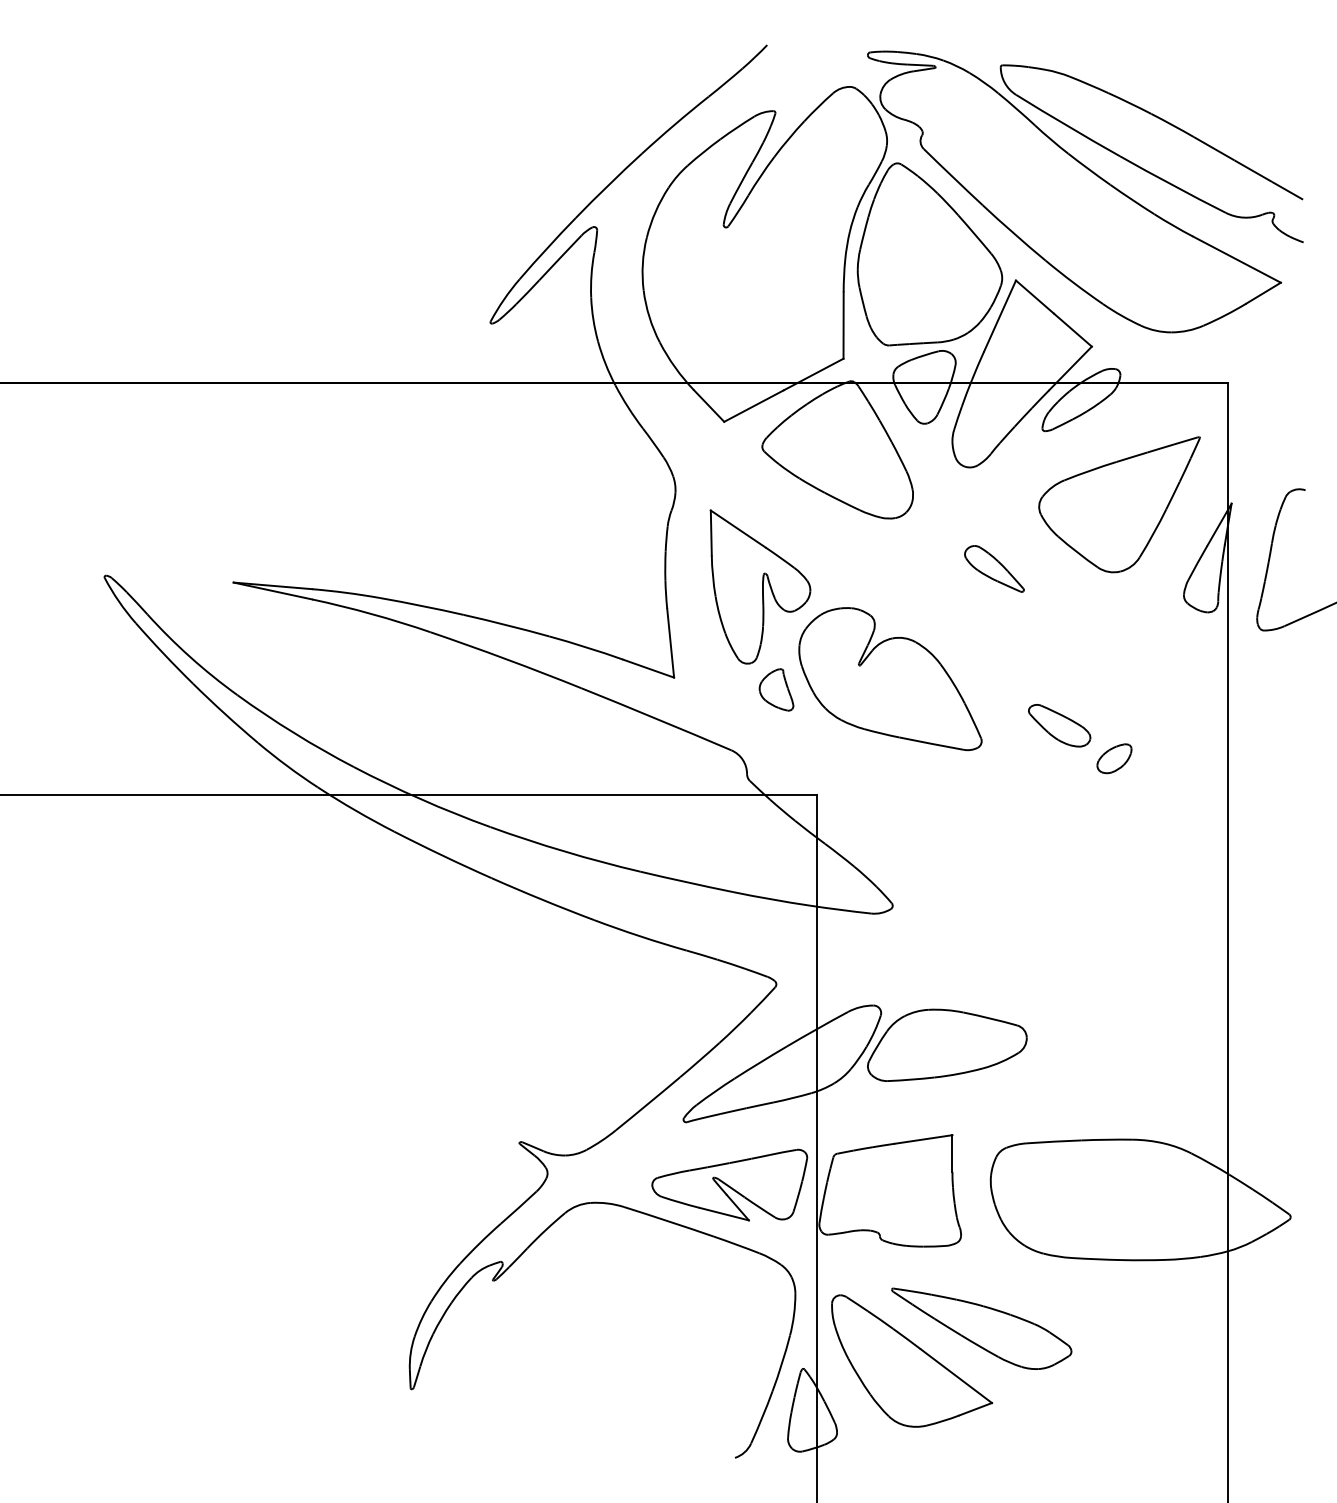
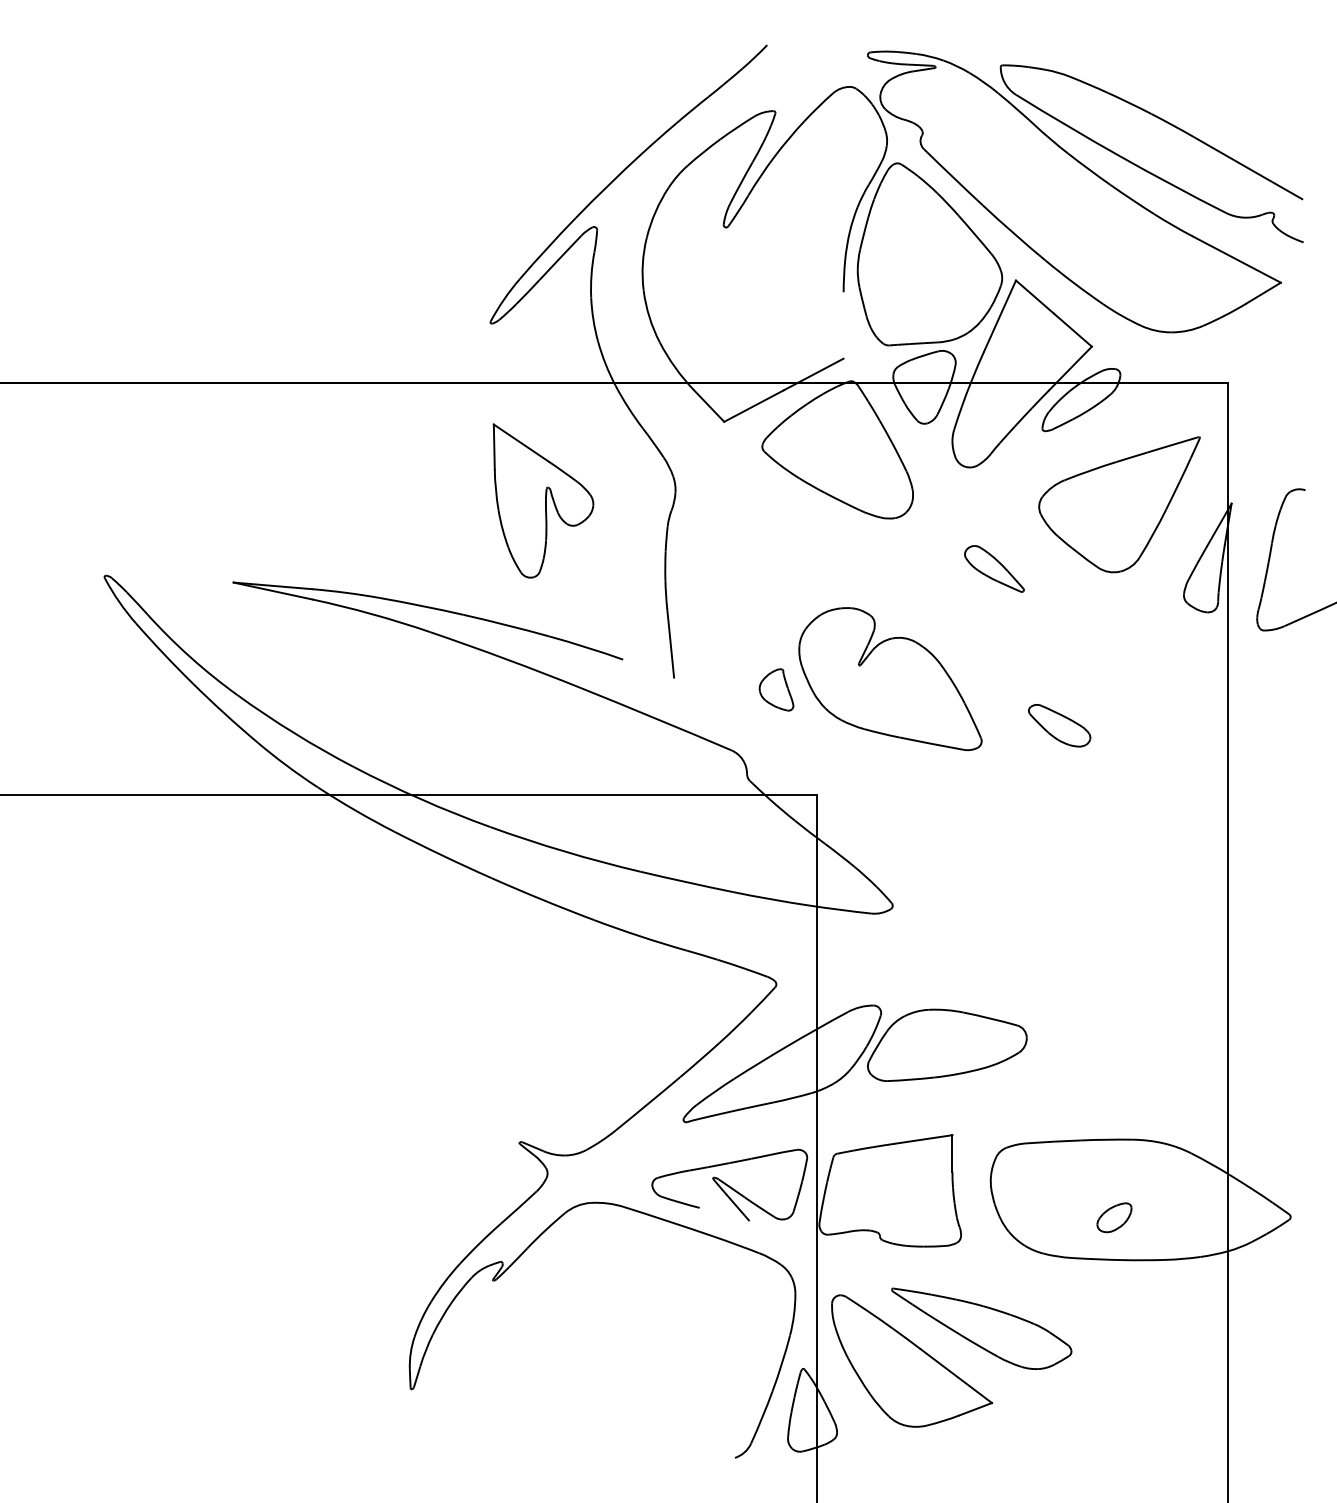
line: present -> none (843, 325)
part position: (760, 586) -> (543, 500) (543, 500)
line: present -> none (648, 668)
part position: (1114, 758) -> (1114, 1217) (1114, 1217)
line: present -> none (723, 1213)
